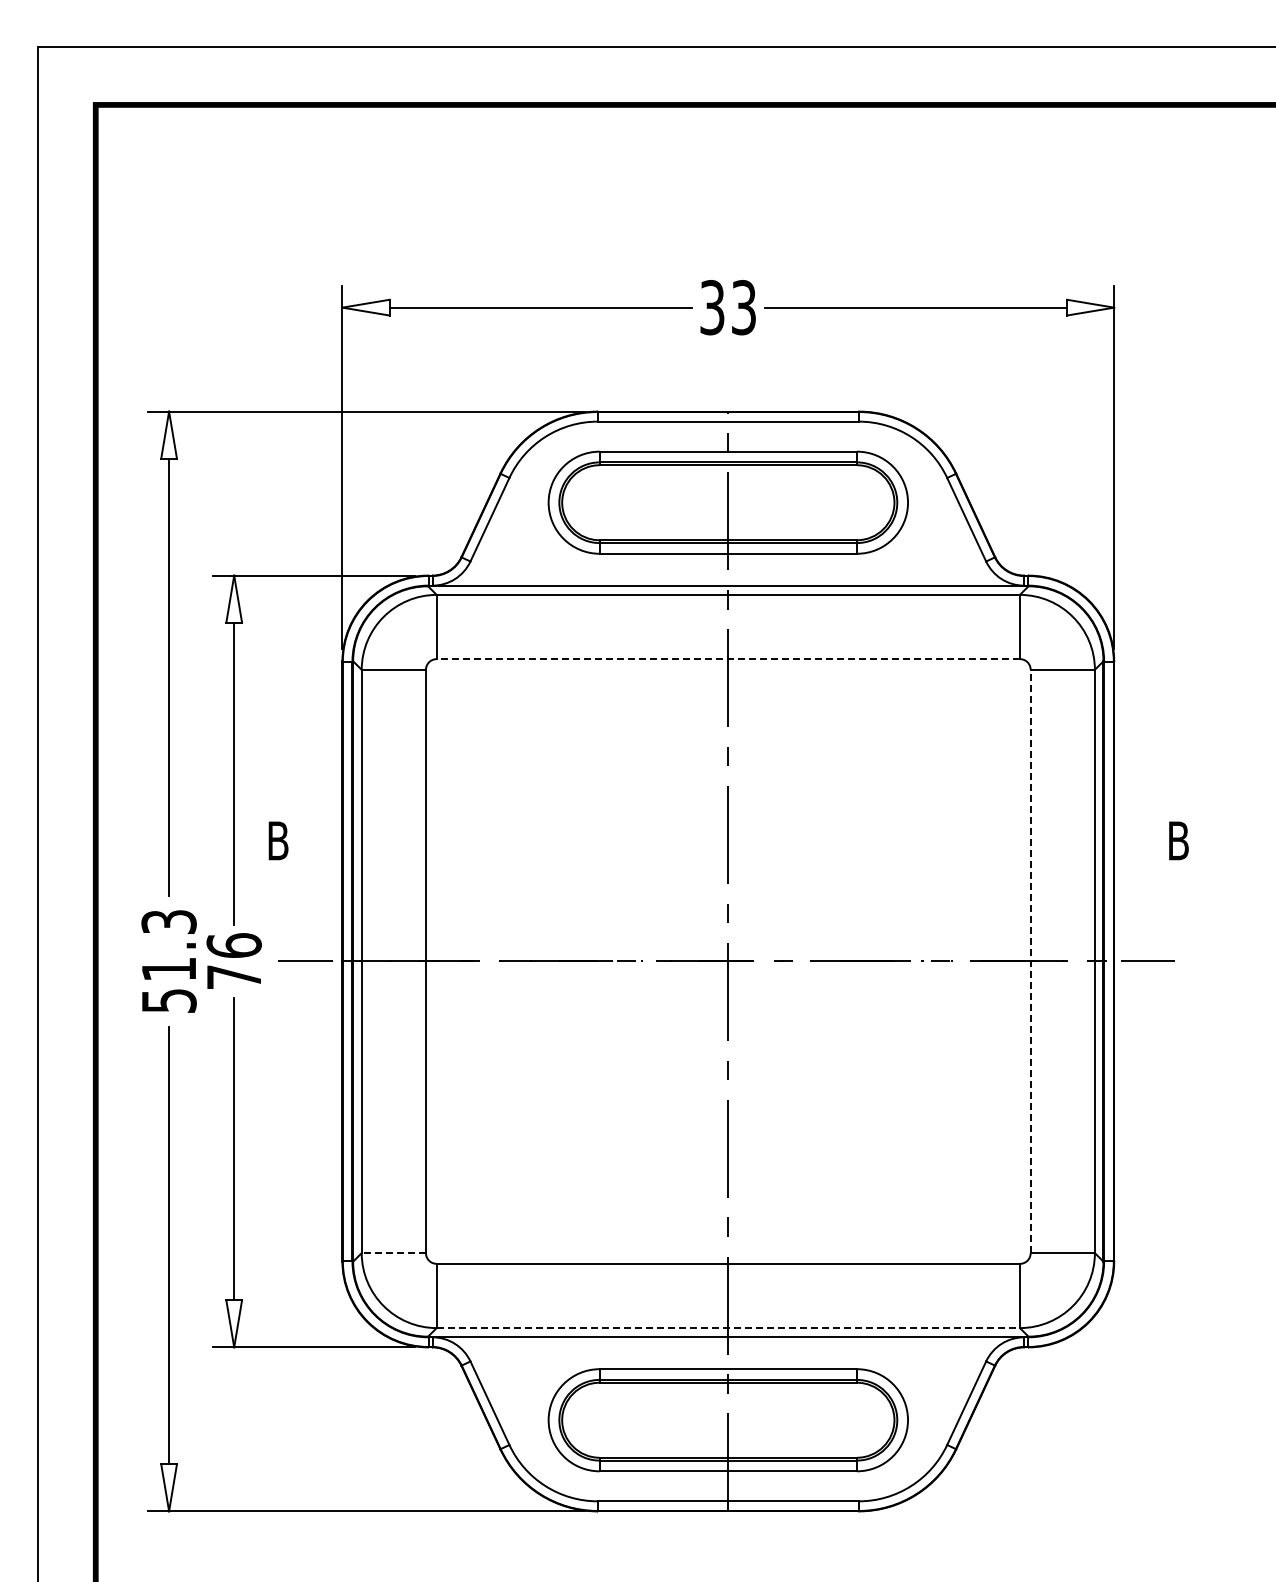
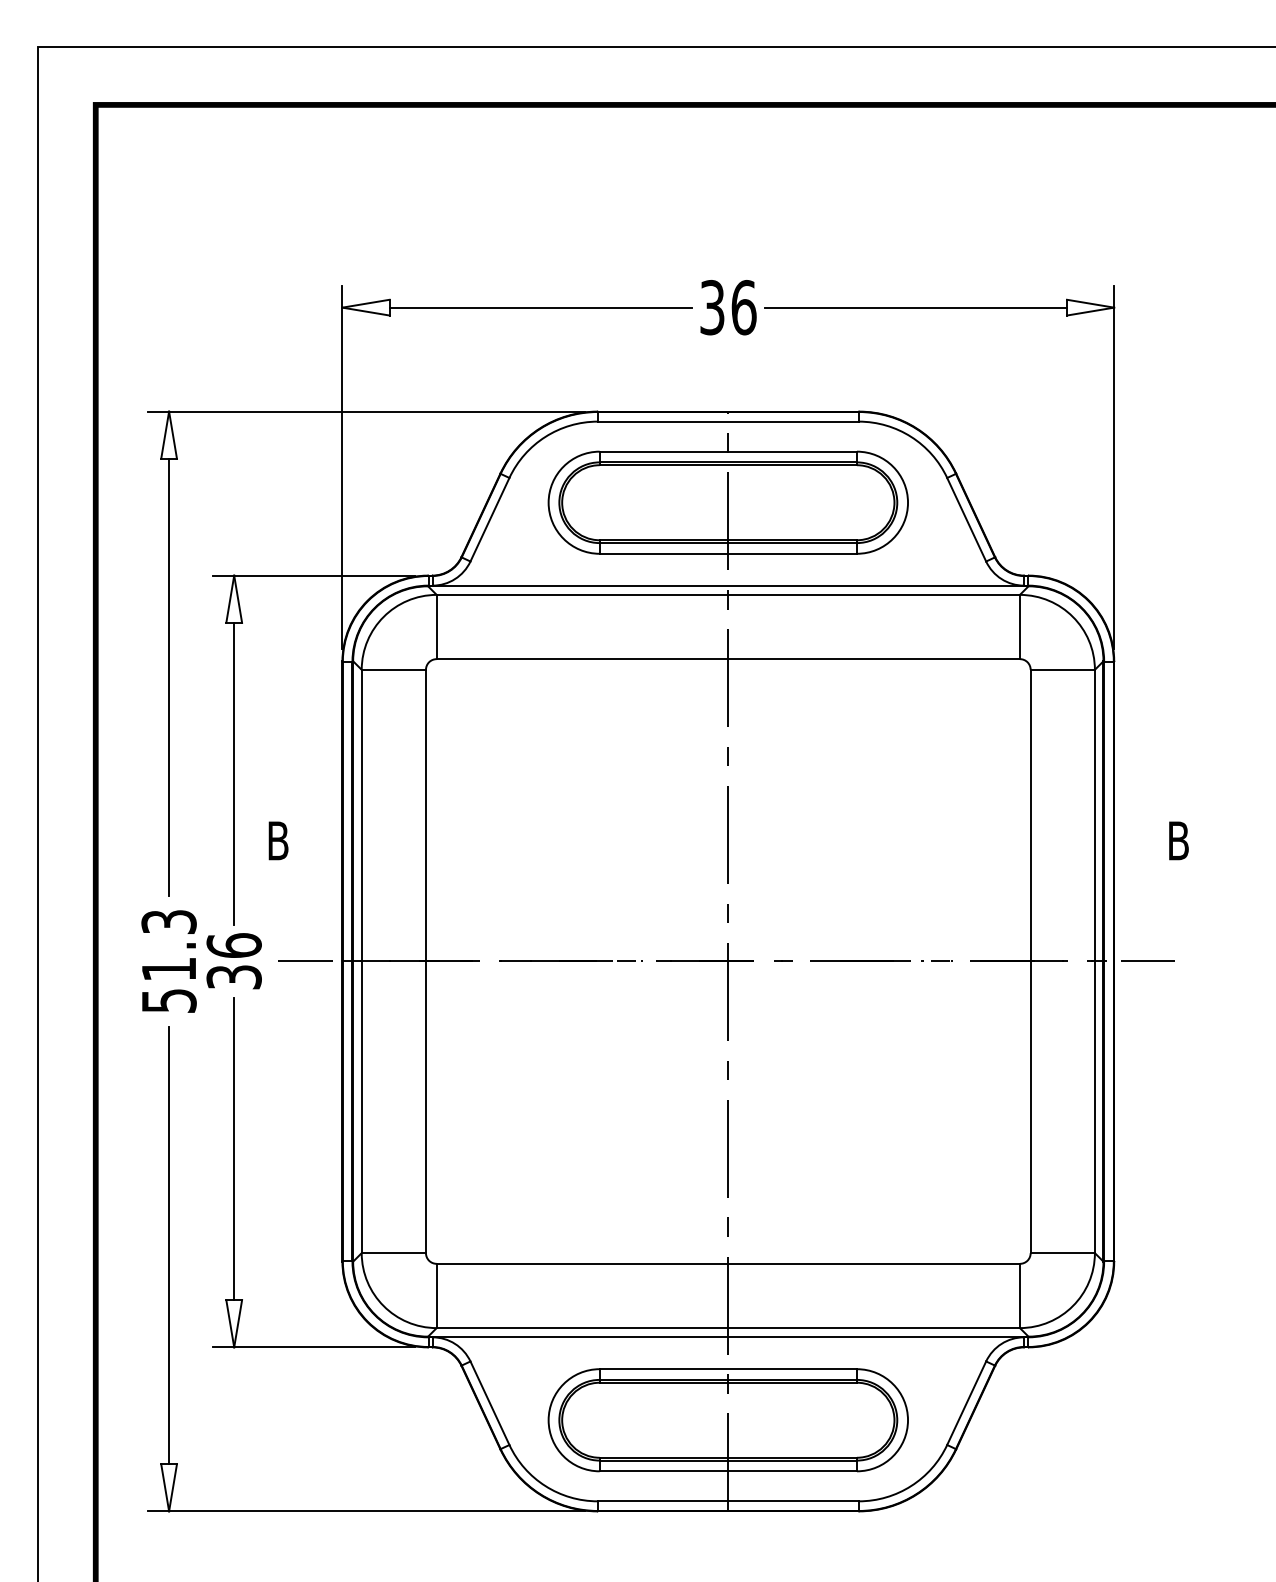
text: 33 -> 36 (743, 307)
line: dashed -> solid (728, 659)
line: dashed -> solid (1030, 961)
text: 76 -> 36 (233, 977)
line: dashed -> solid (393, 1253)
line: dashed -> solid (728, 1328)
